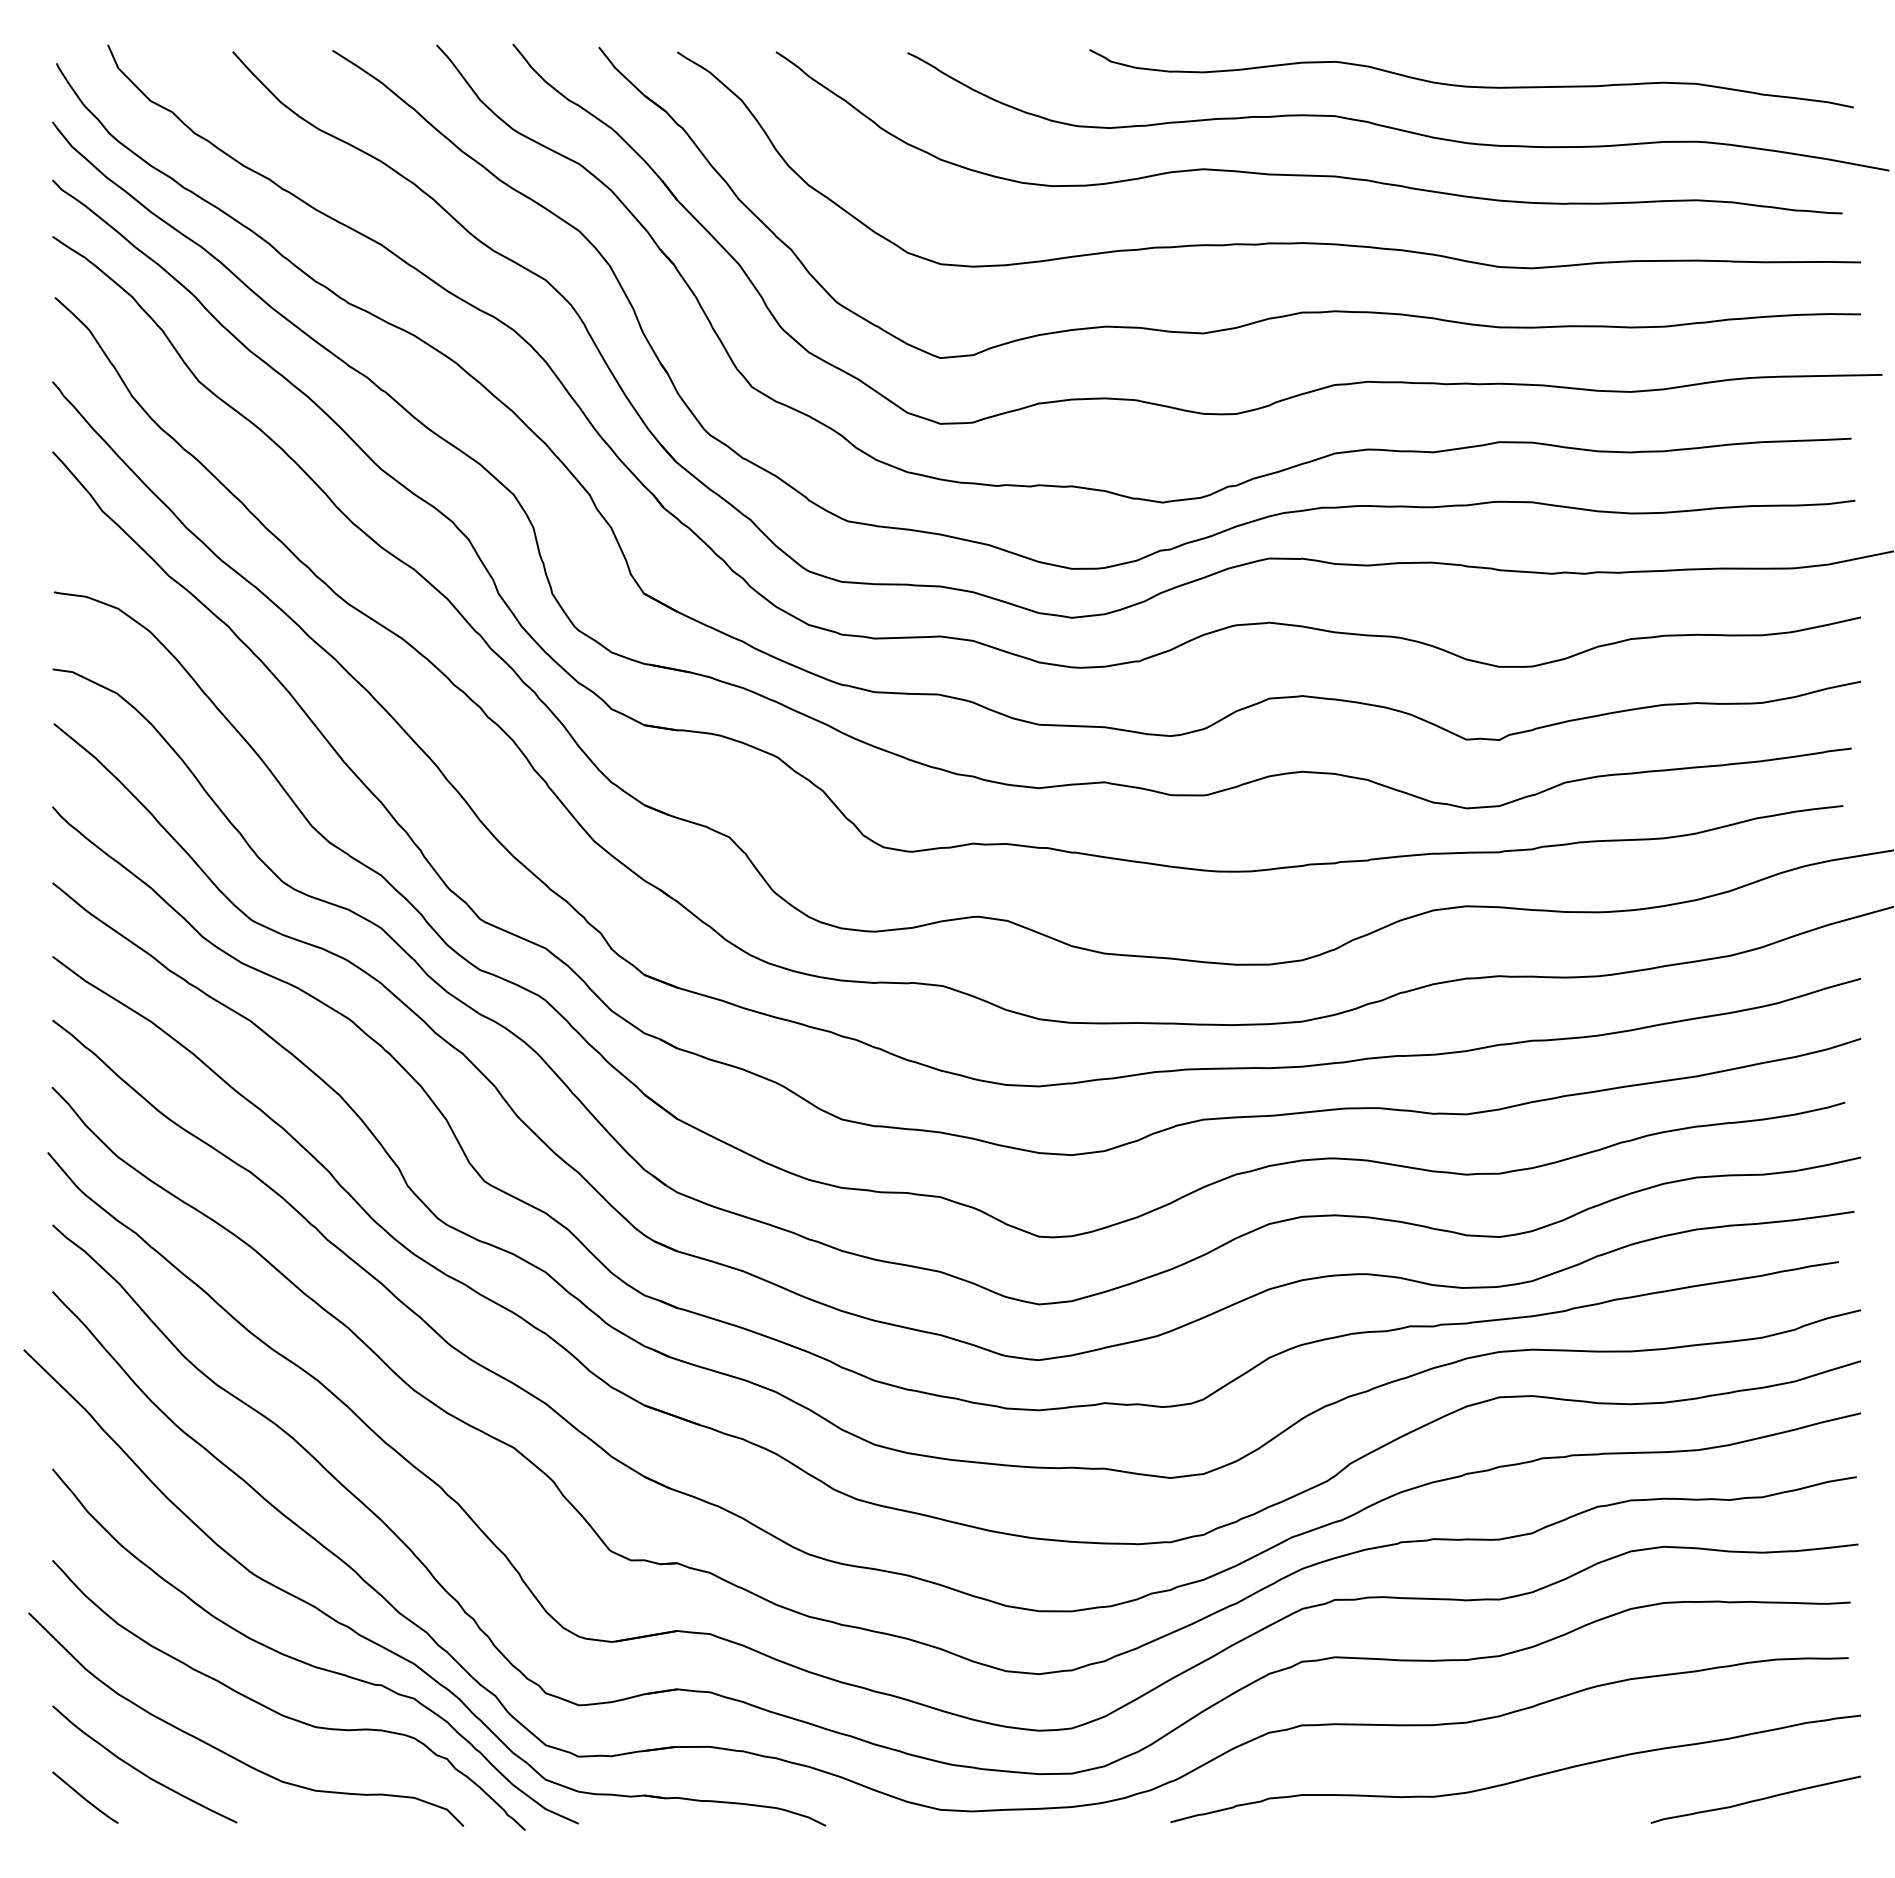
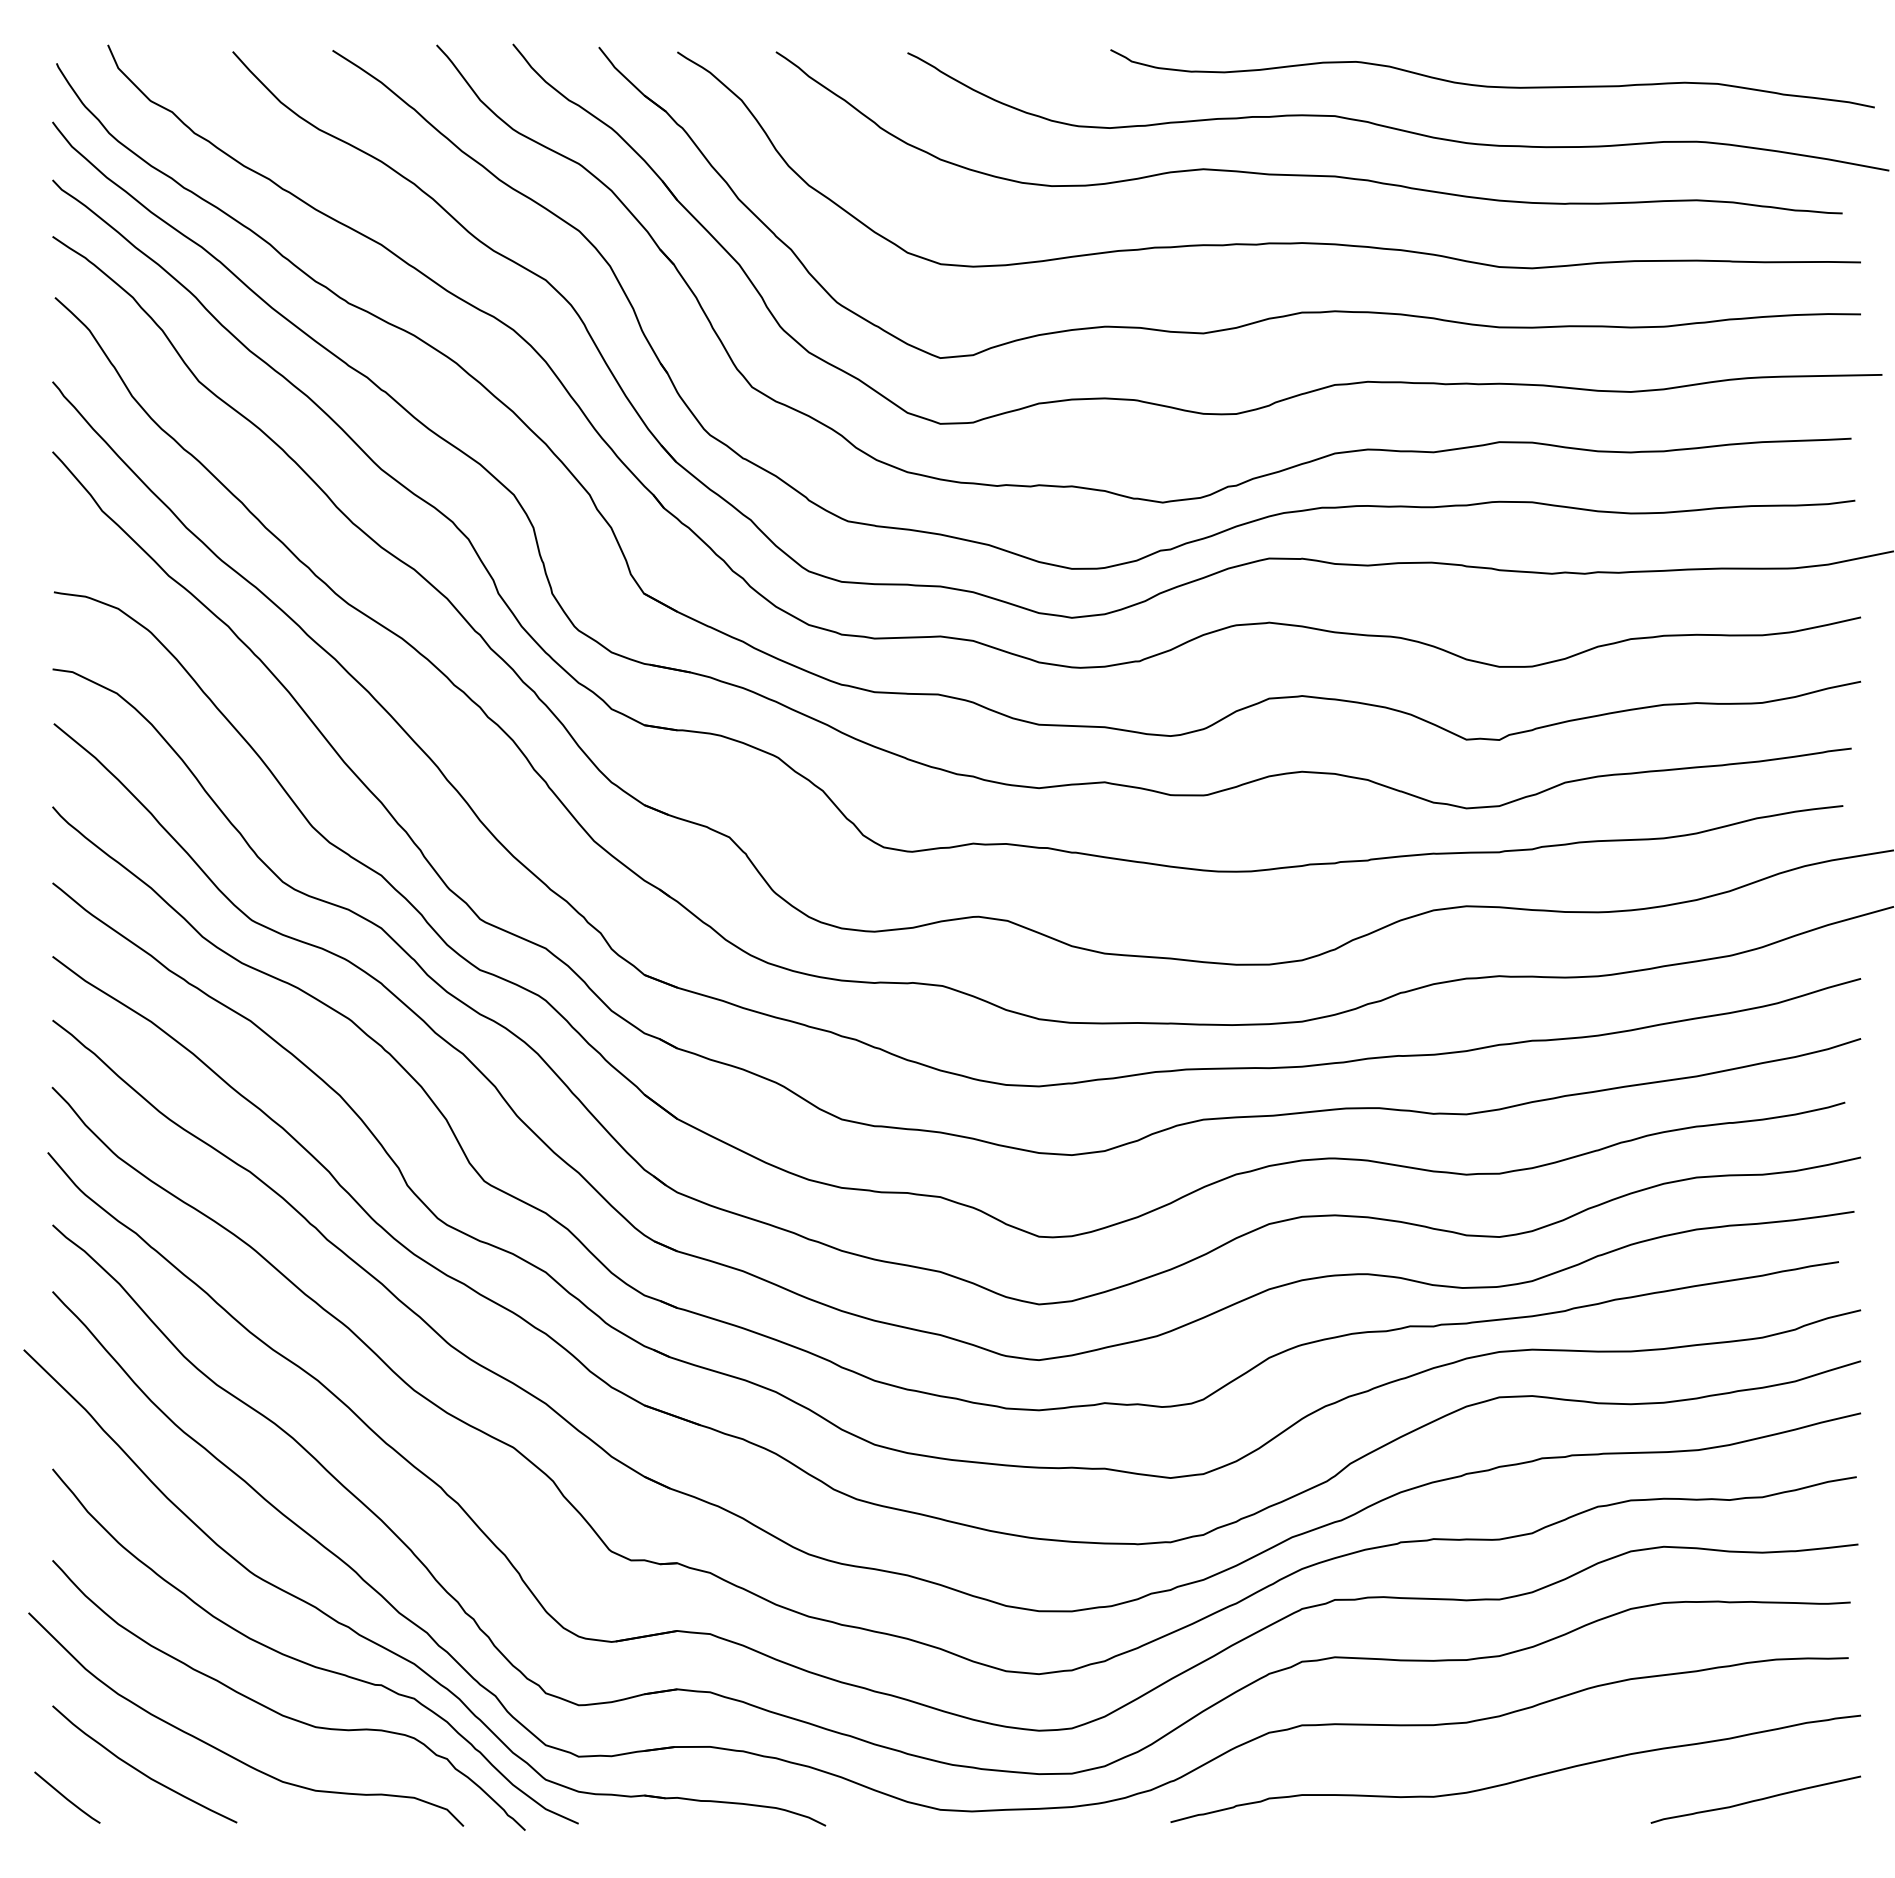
curve position: (1469, 85) -> (1490, 85) (1490, 85)
line position: (84, 1797) -> (66, 1797) (66, 1797)
